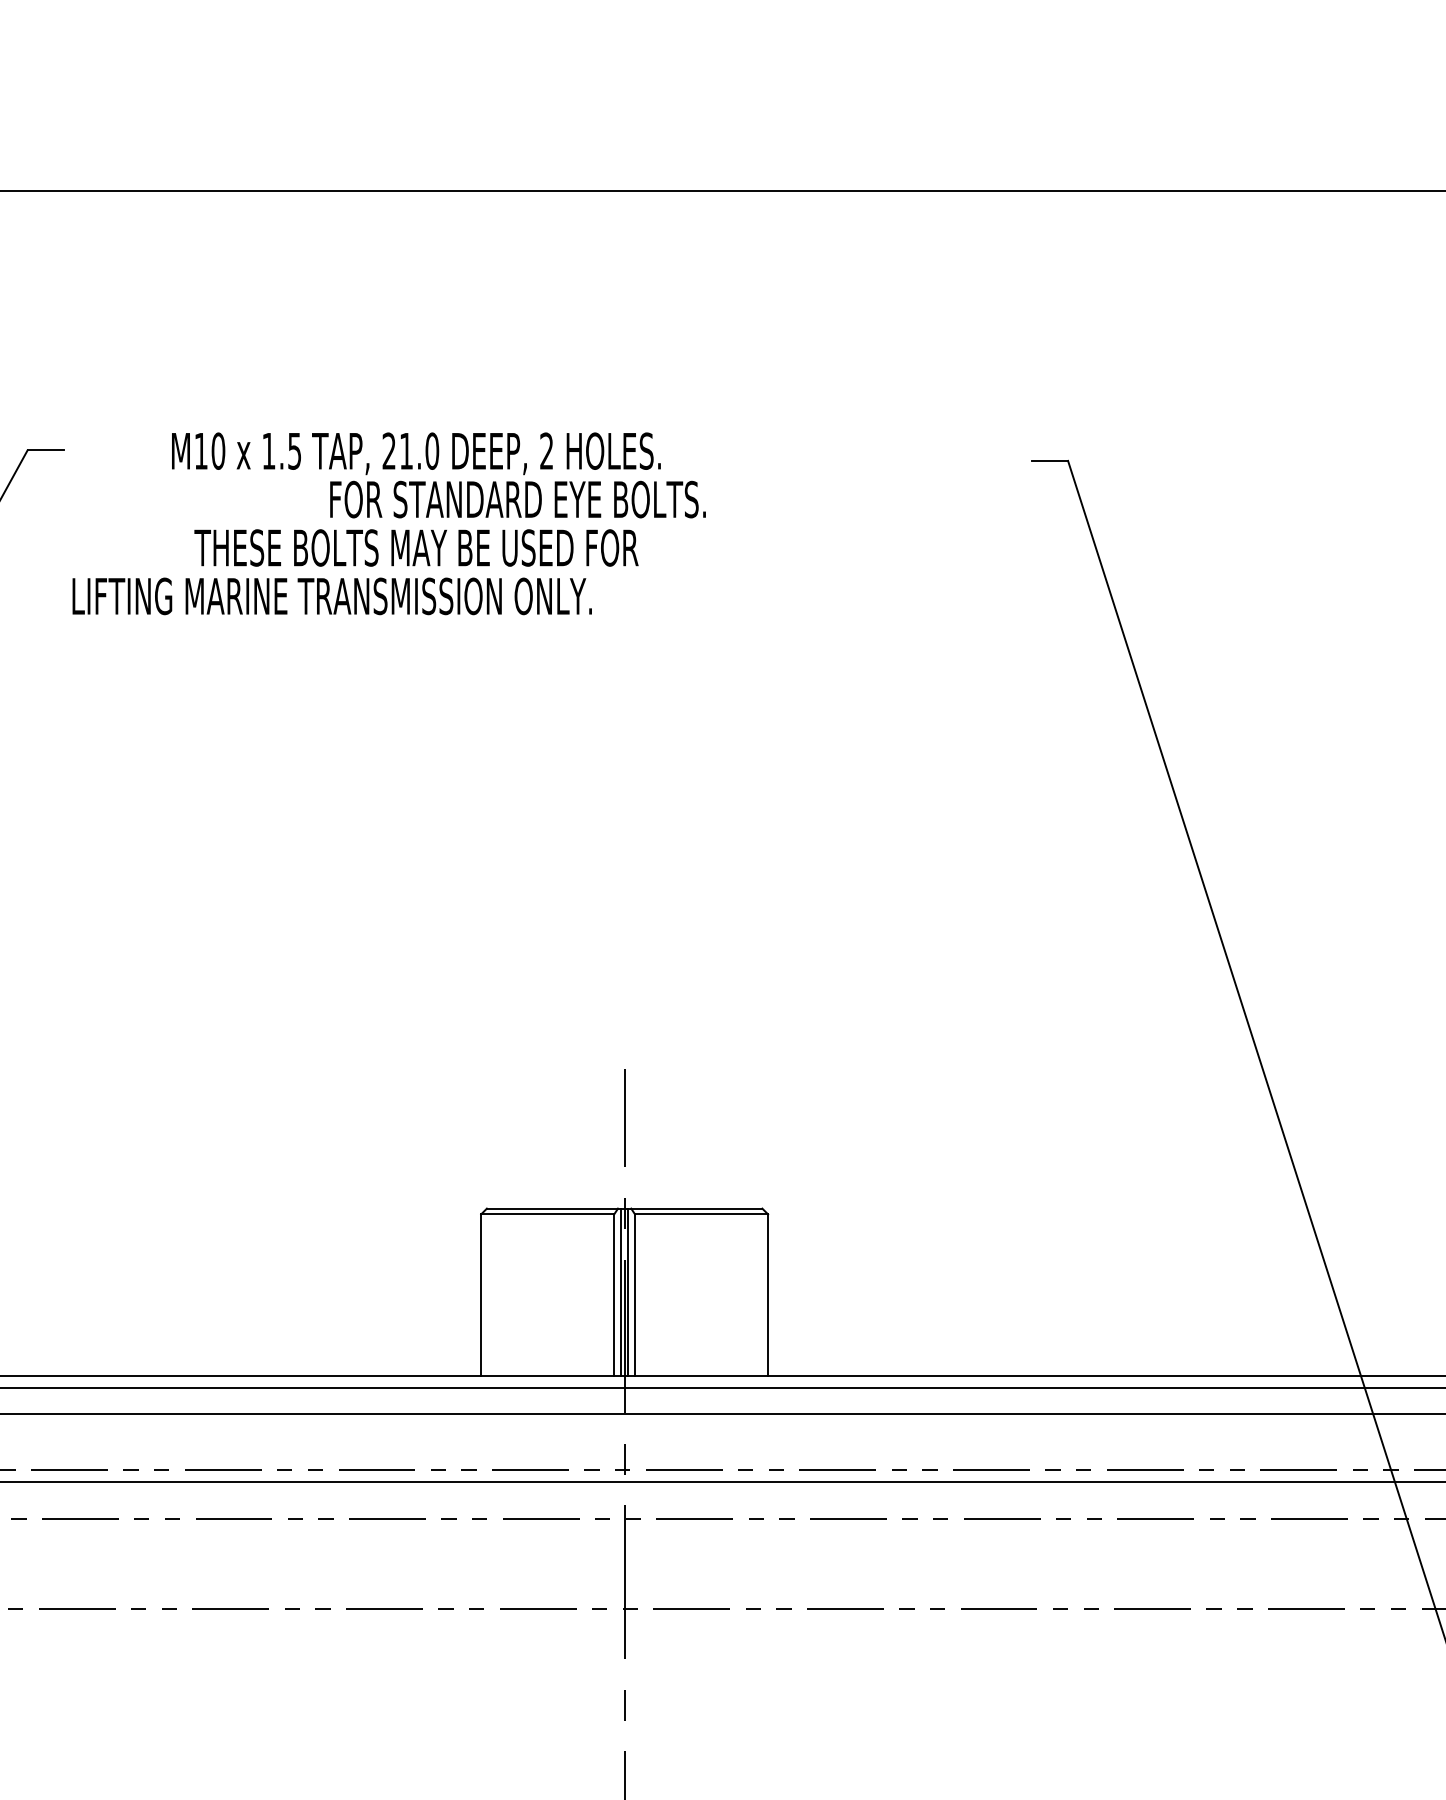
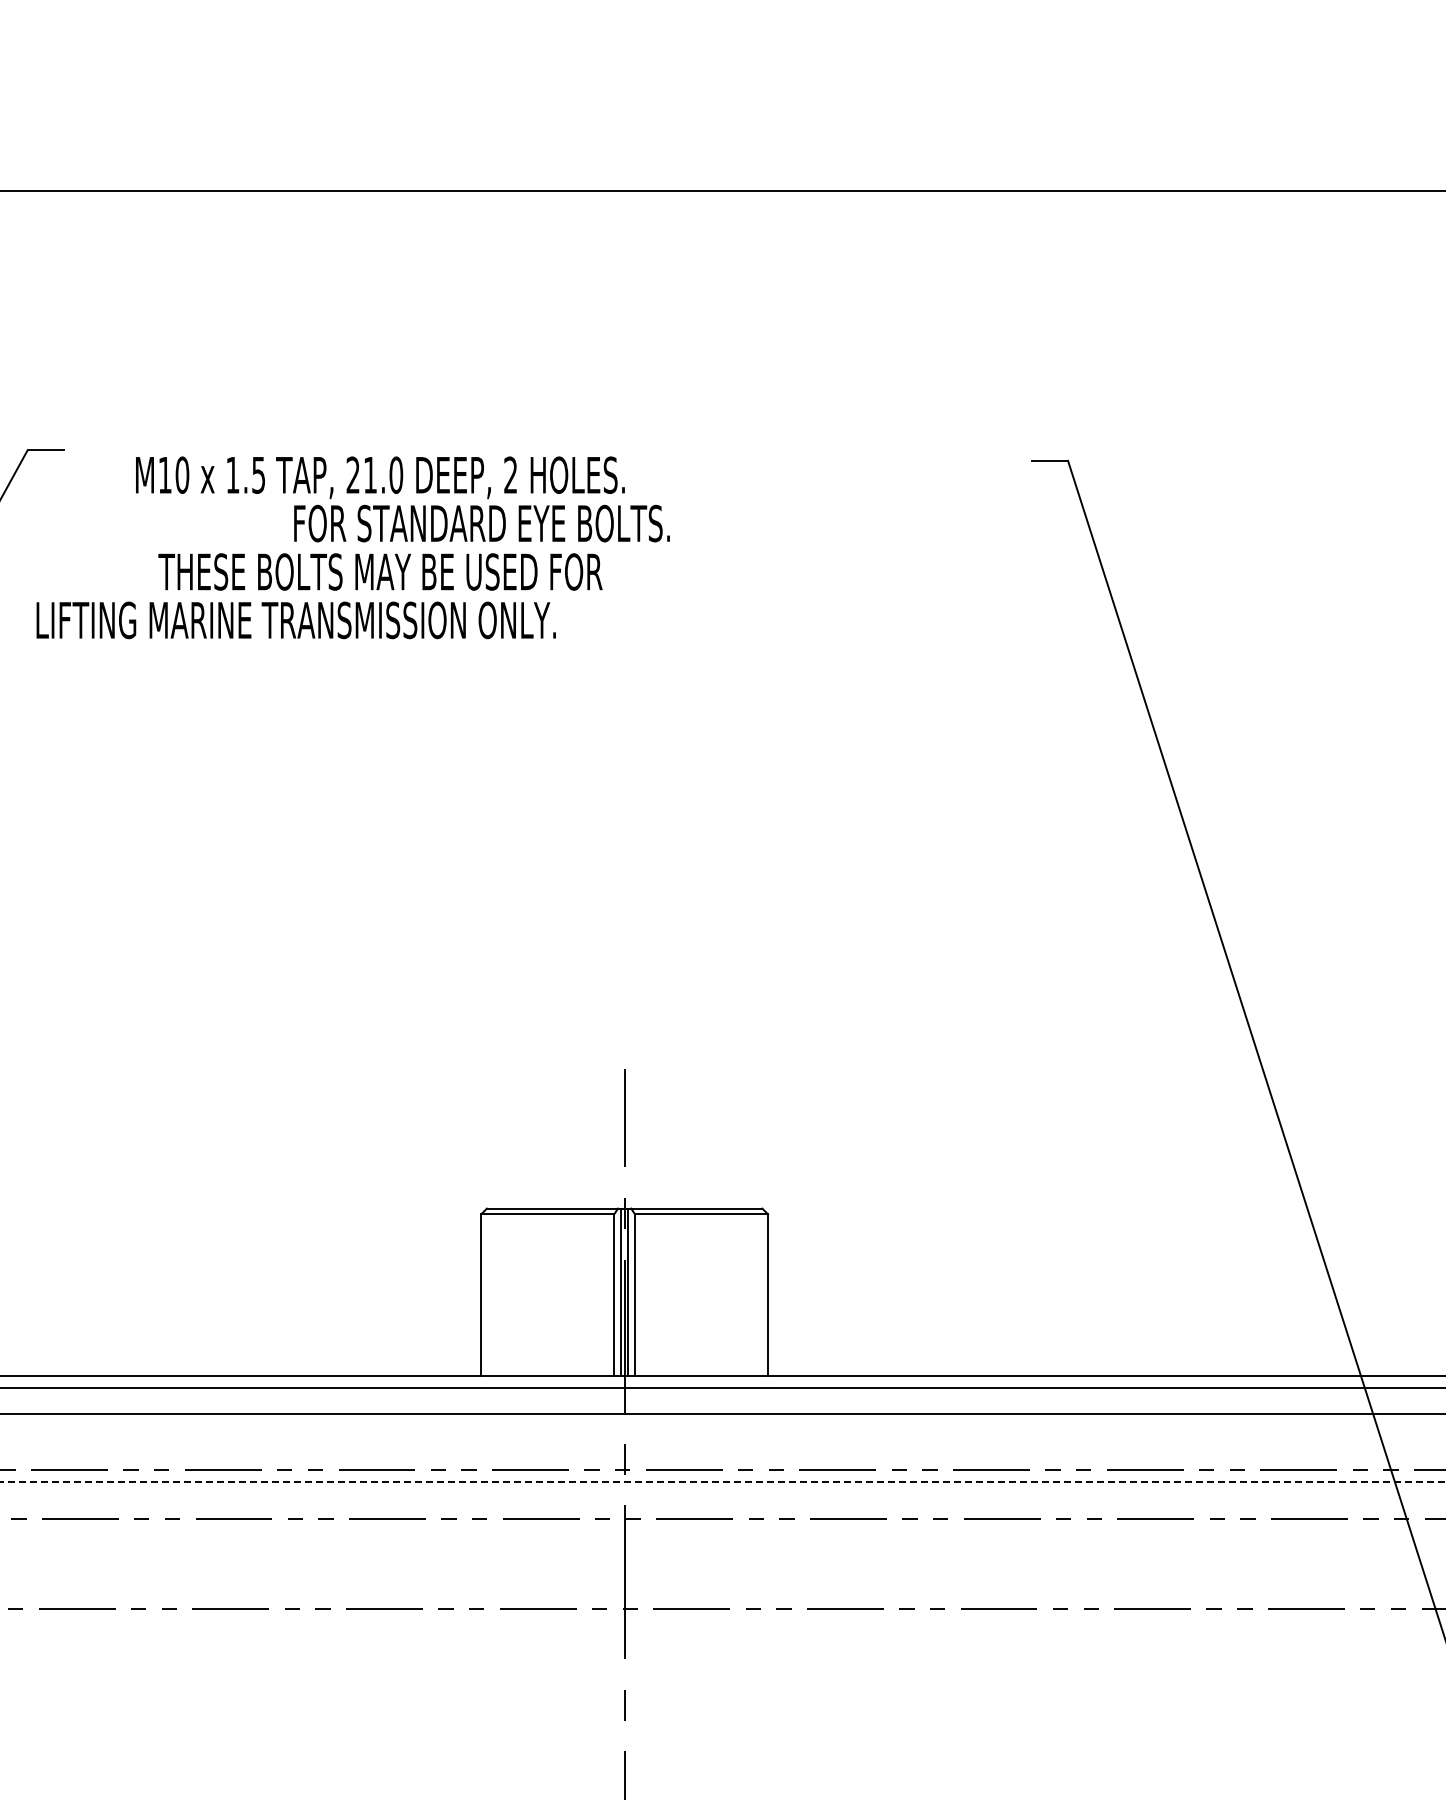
text position: (388, 523) -> (352, 547) (352, 547)
line: solid -> dashed (722, 1481)
